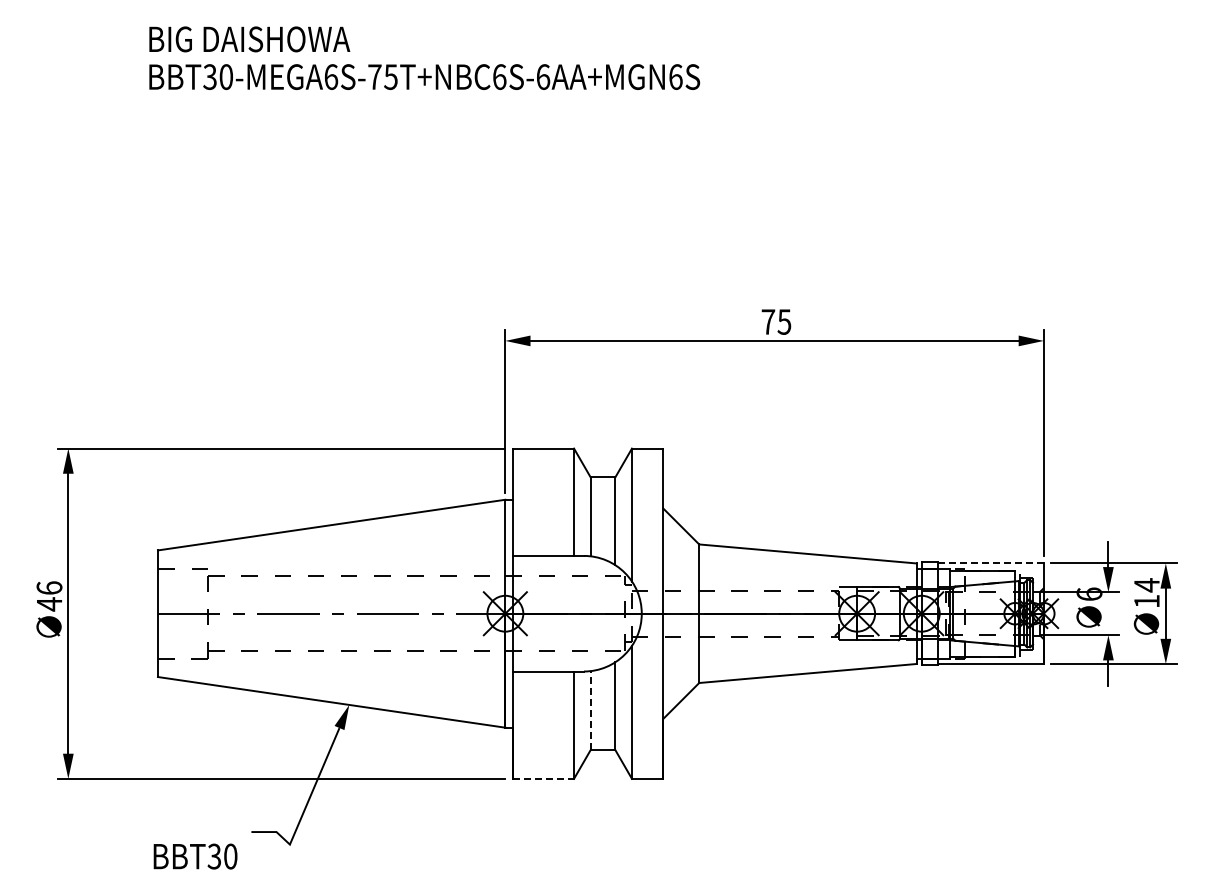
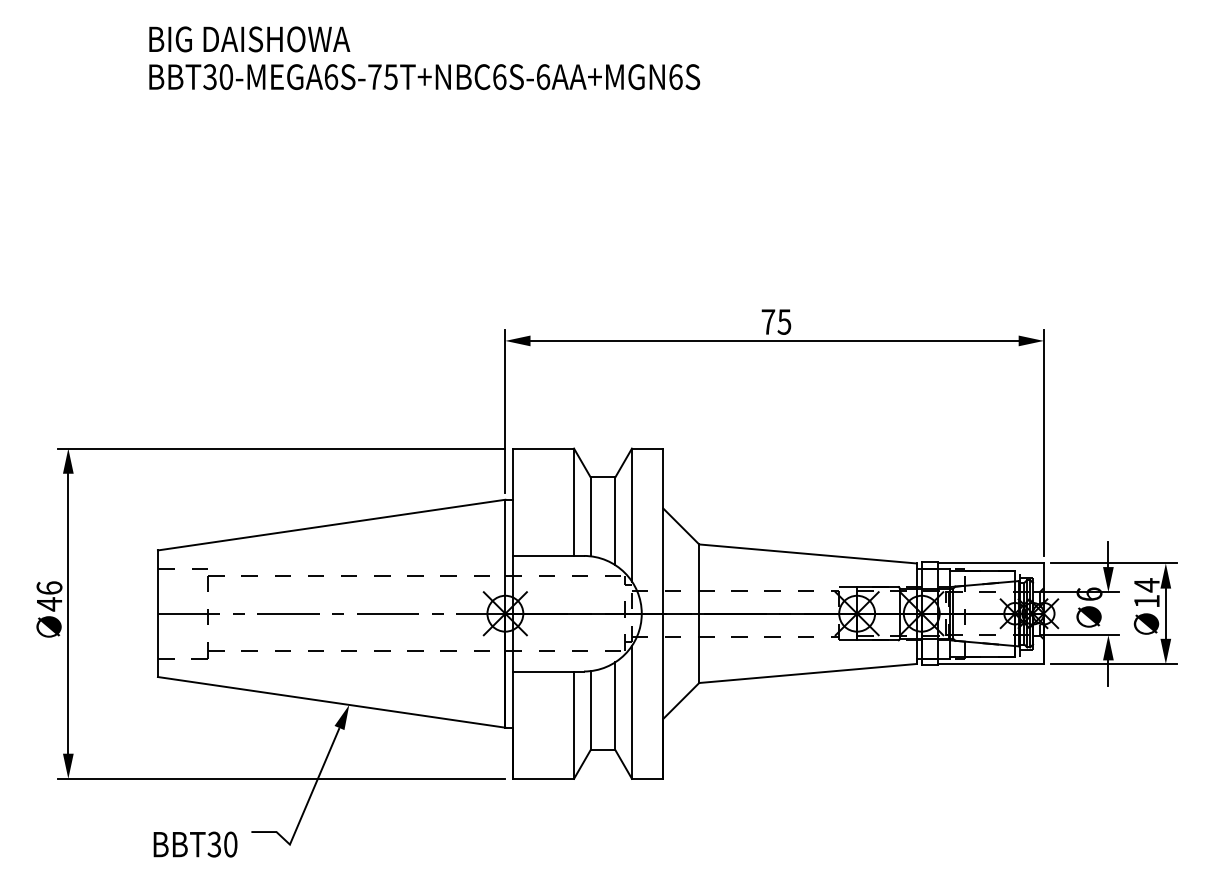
line: dashed -> solid (991, 563)
line: dashed -> solid (590, 710)
line: dashed -> solid (543, 778)
text position: (195, 856) -> (195, 844) (195, 844)
